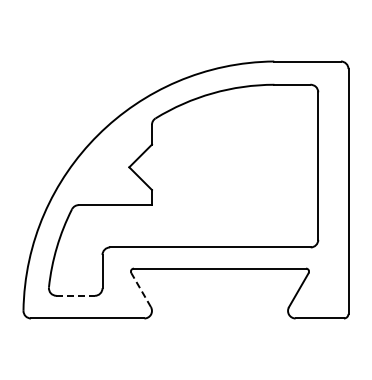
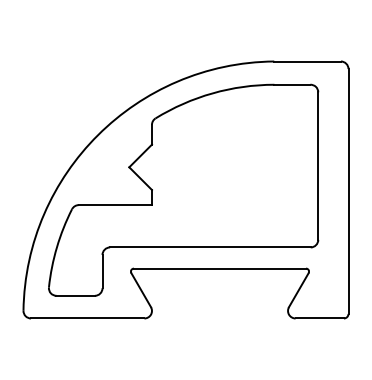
line: dashed -> solid (141, 290)
line: dashed -> solid (76, 295)
